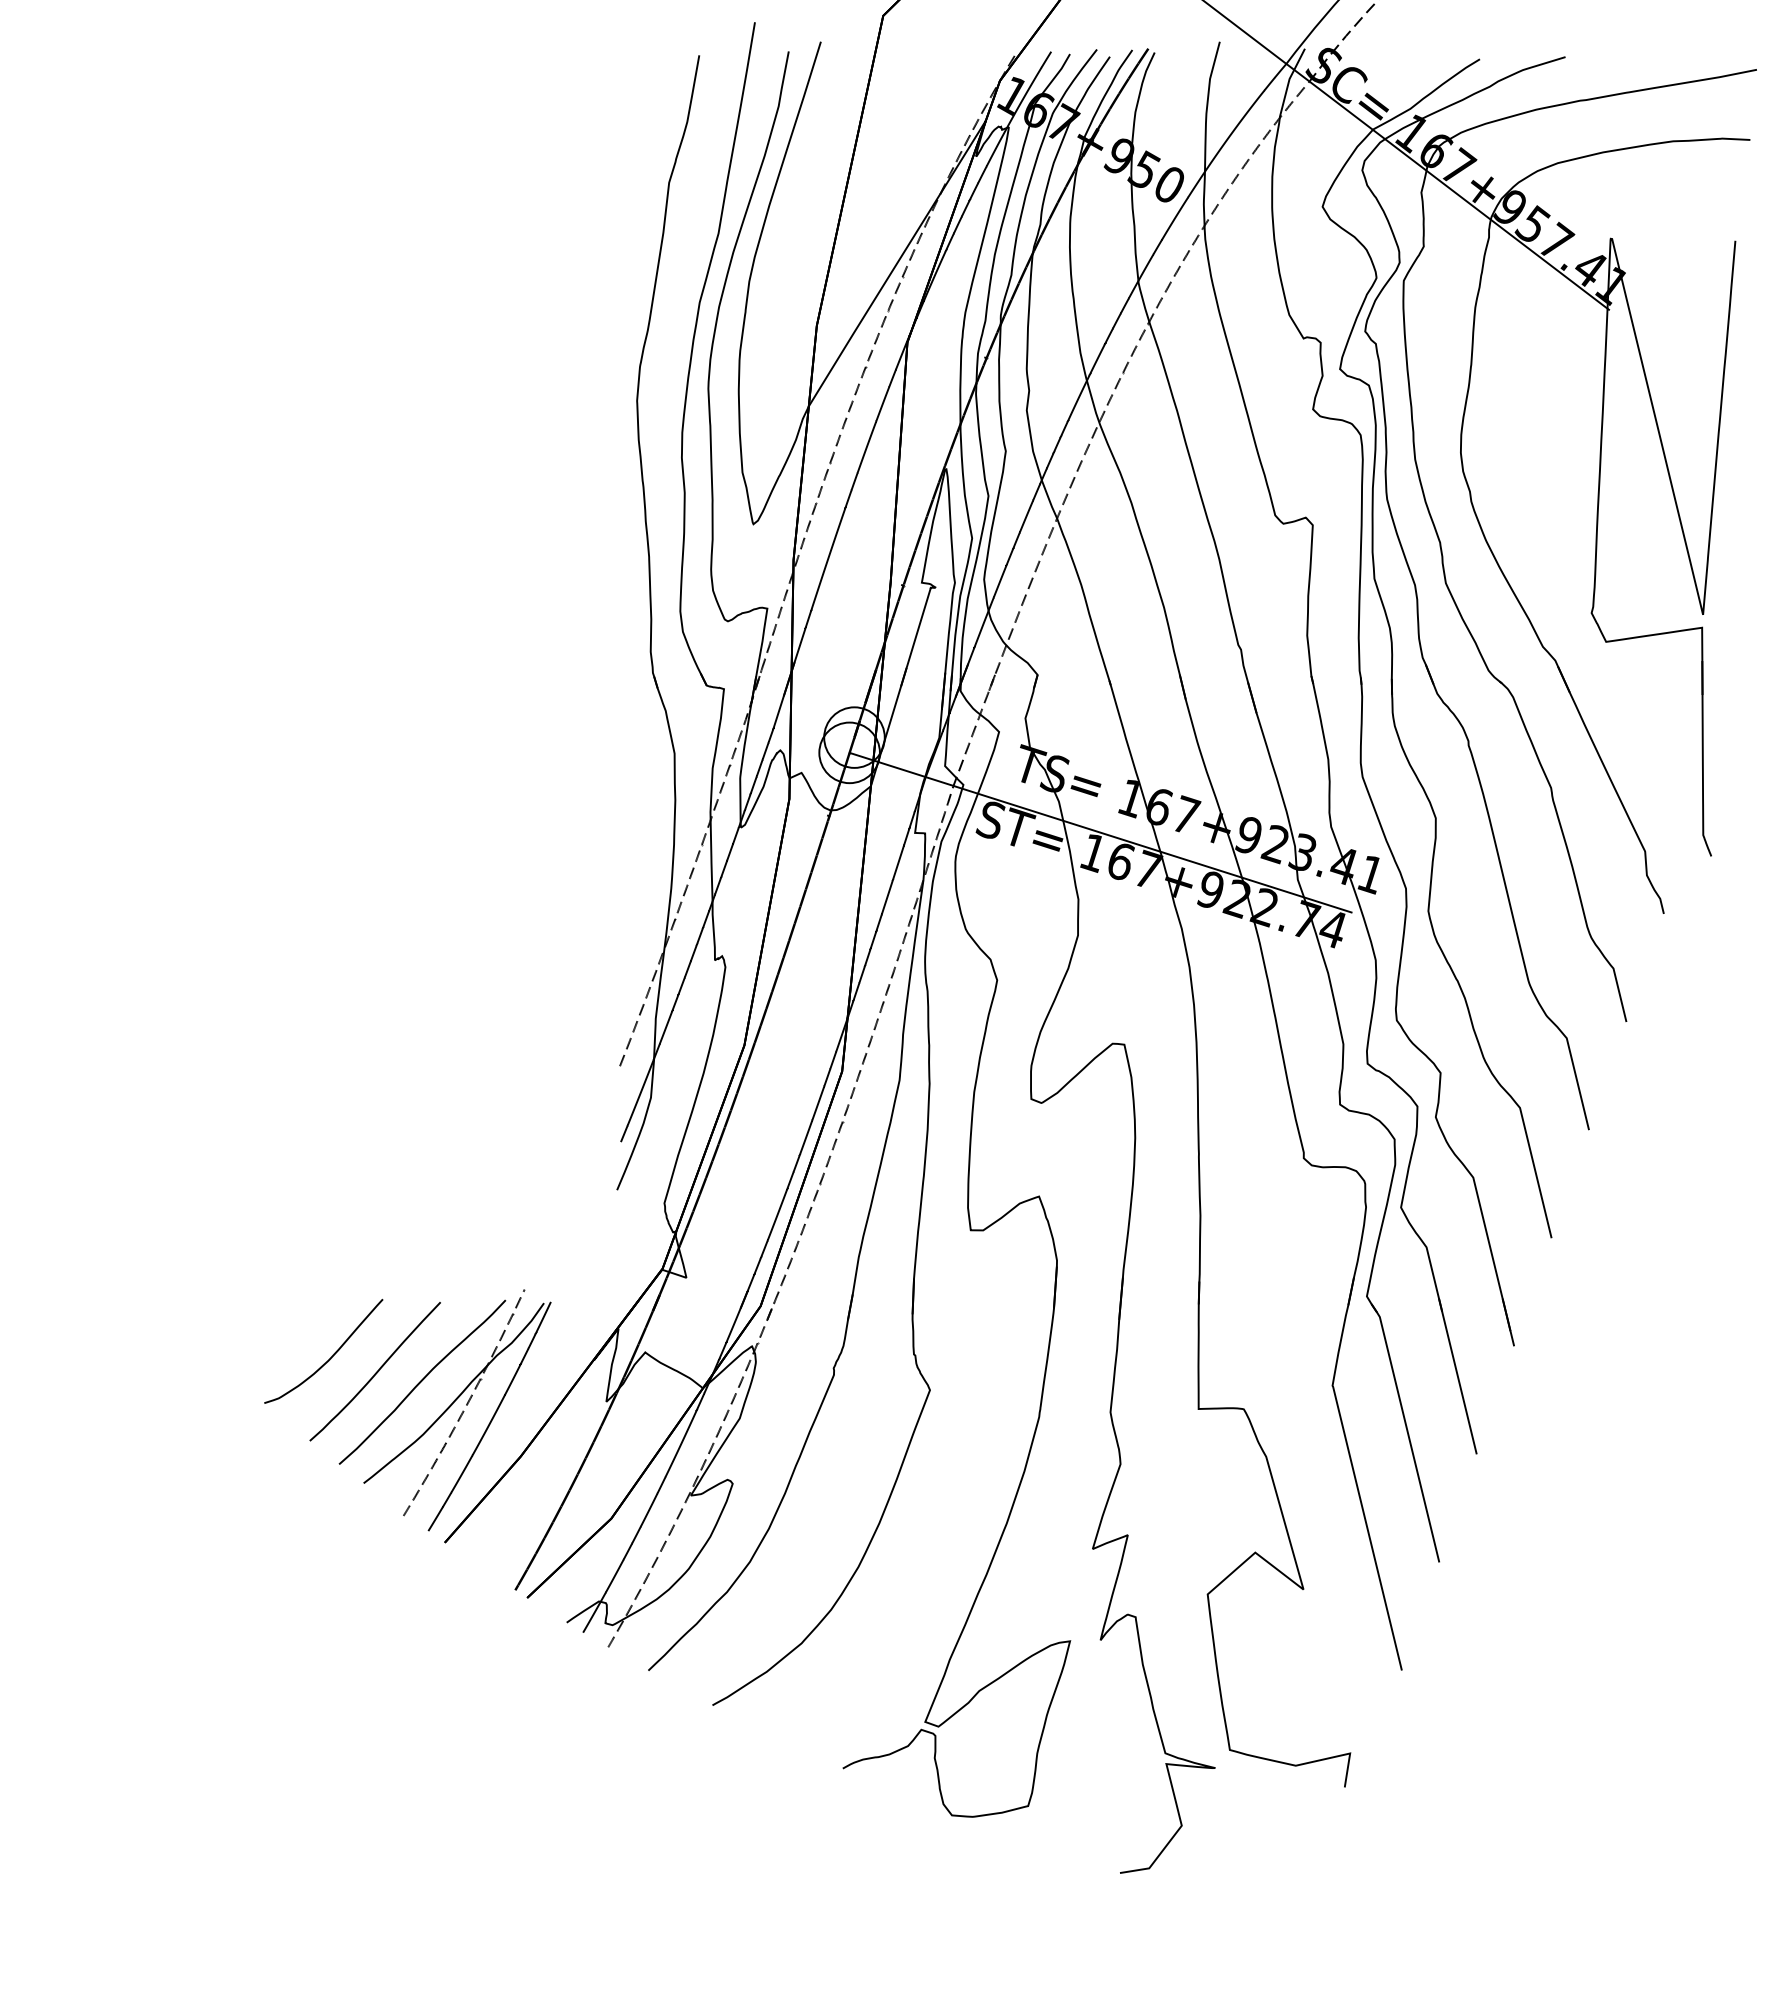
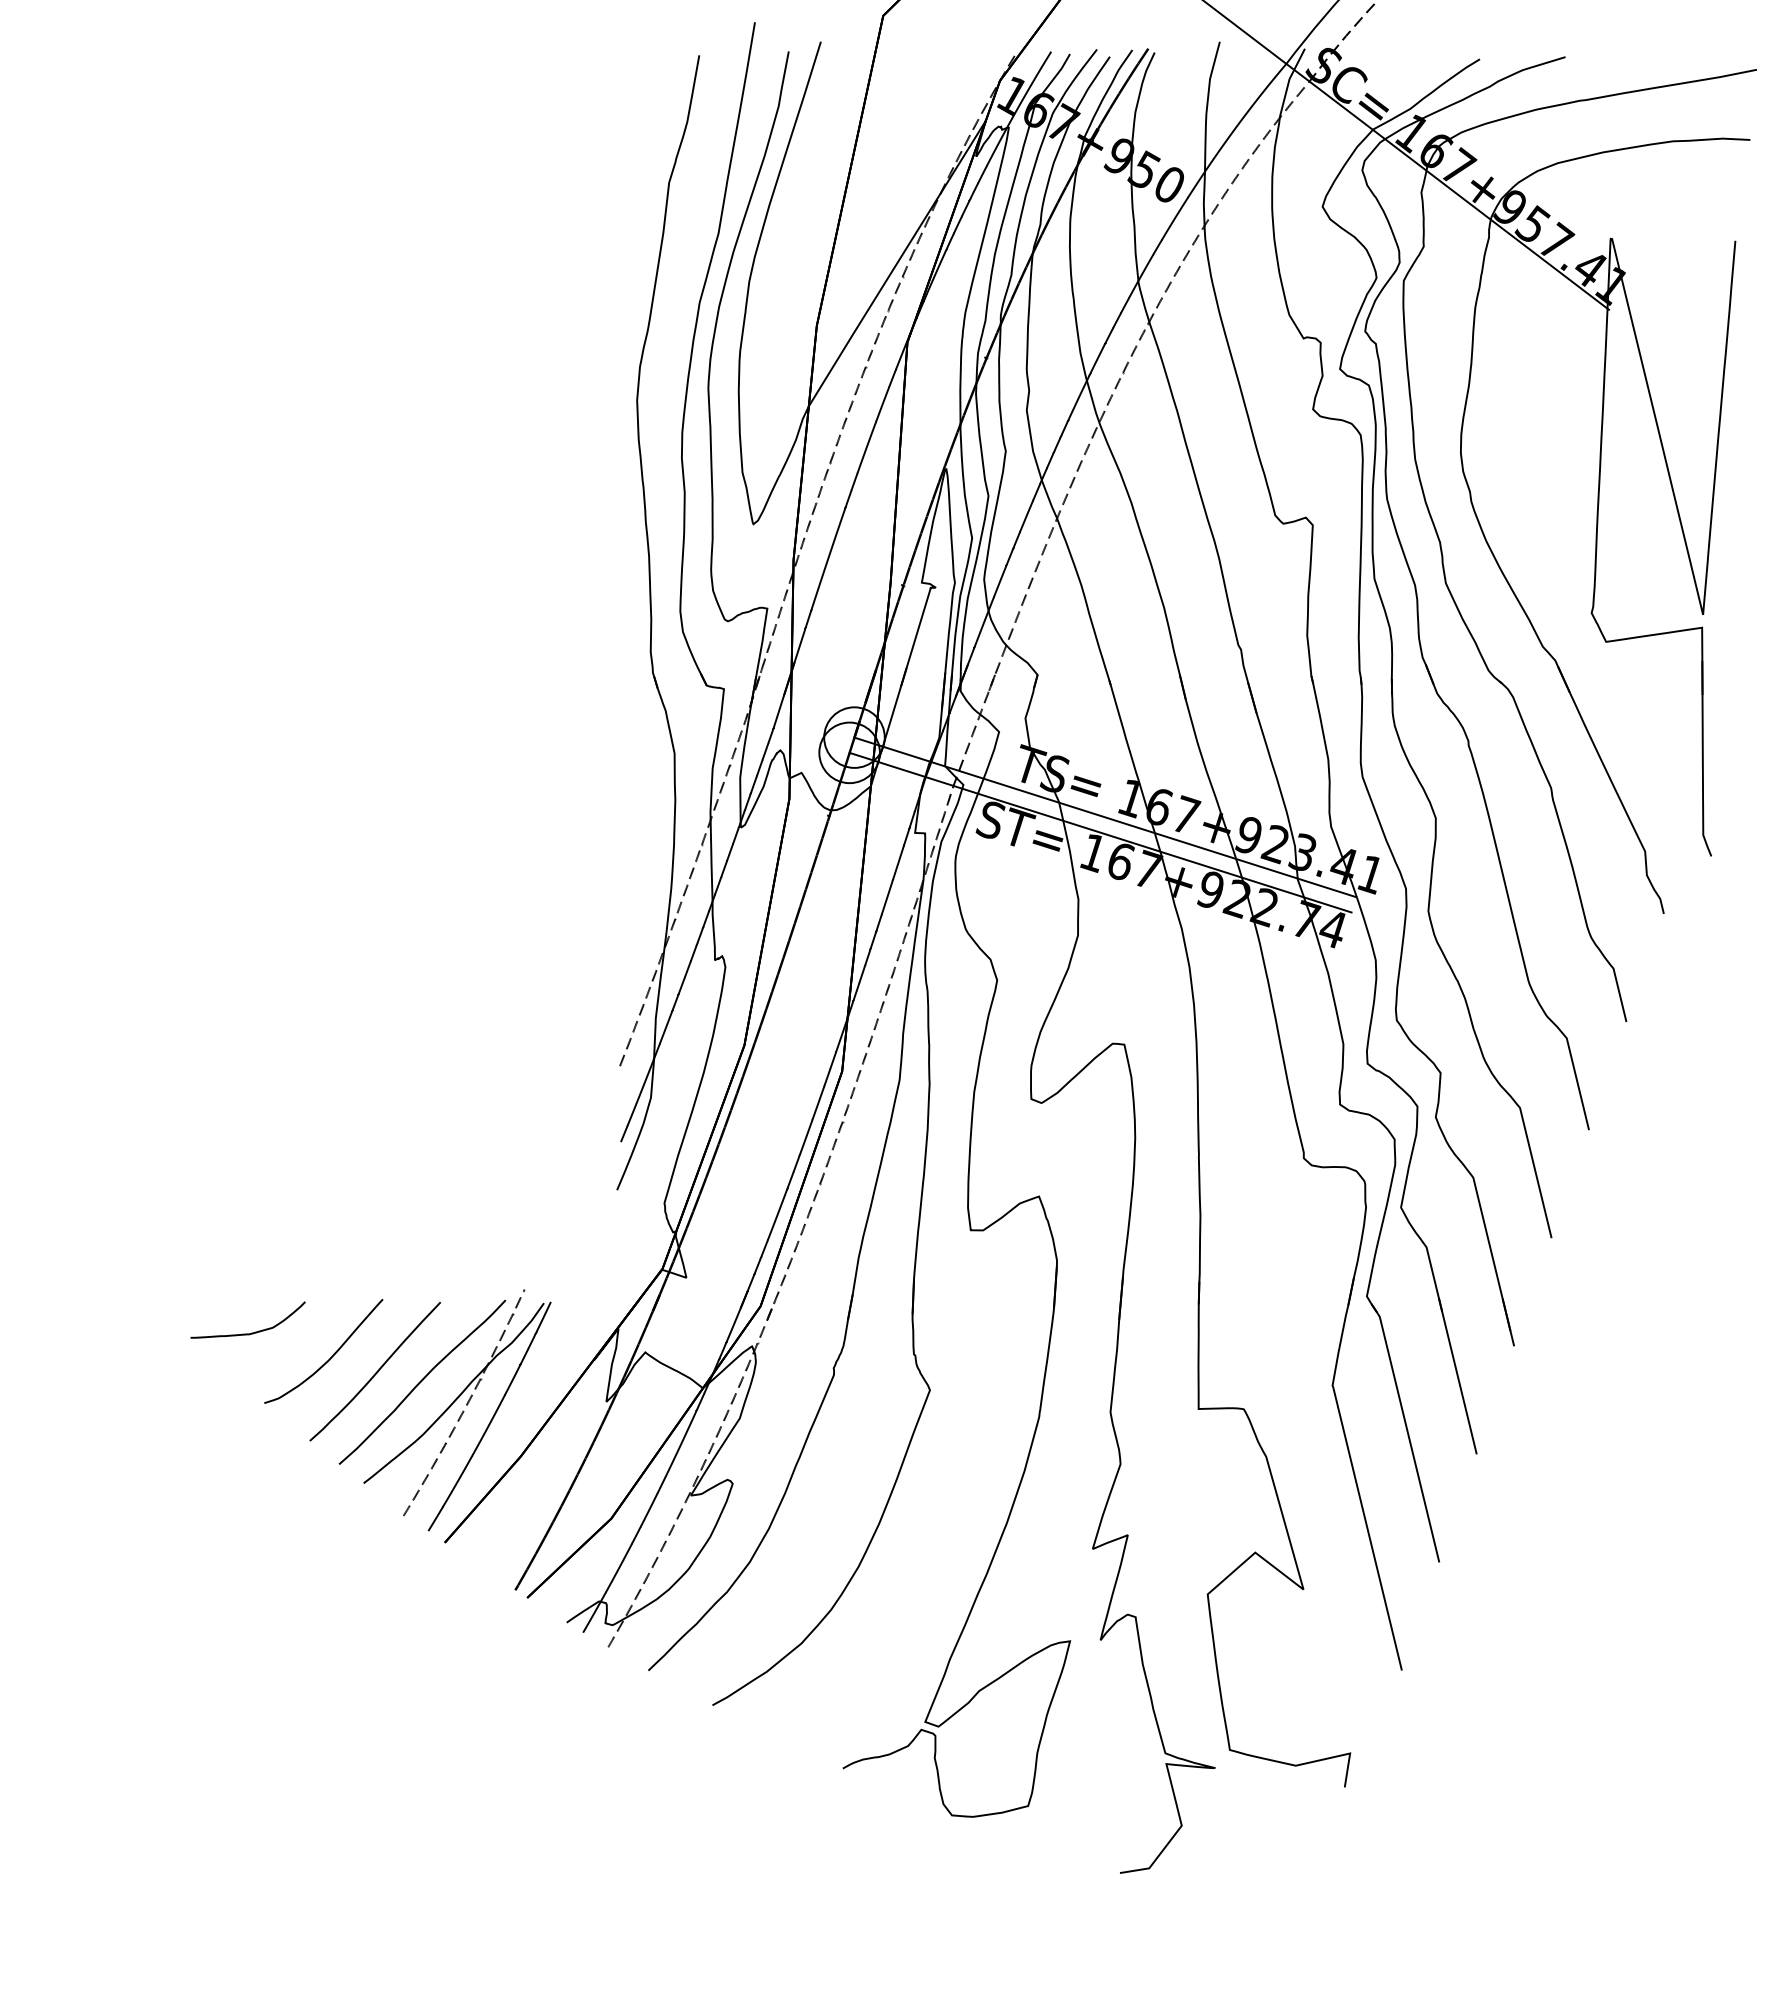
line: none -> present (1105, 817)
curve: none -> present (251, 1332)
